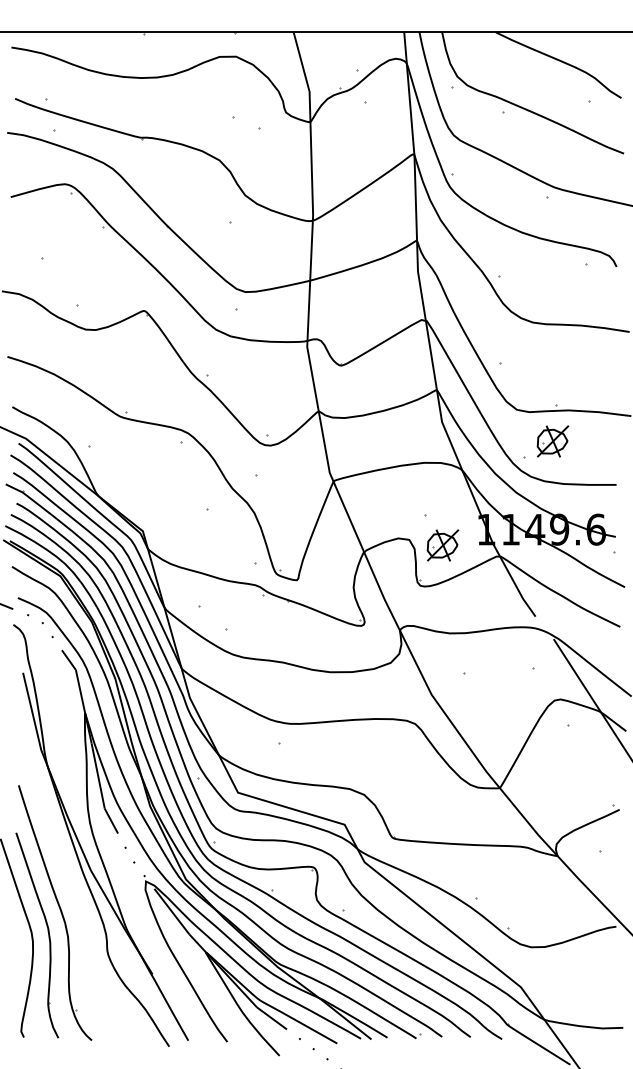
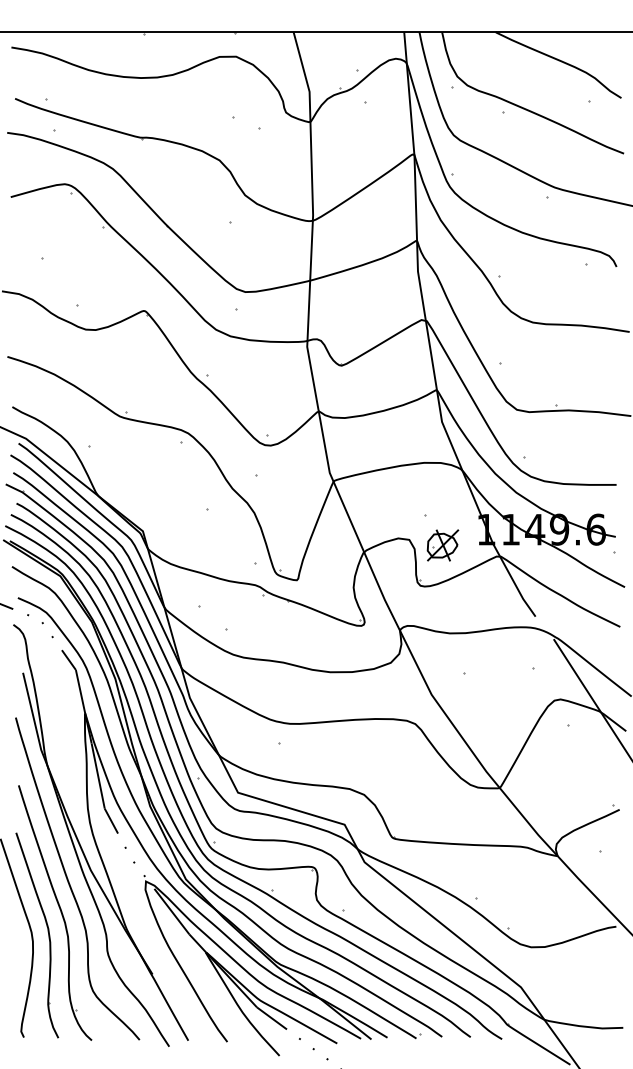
part: present -> none (552, 441)
curve: none -> present (69, 881)
